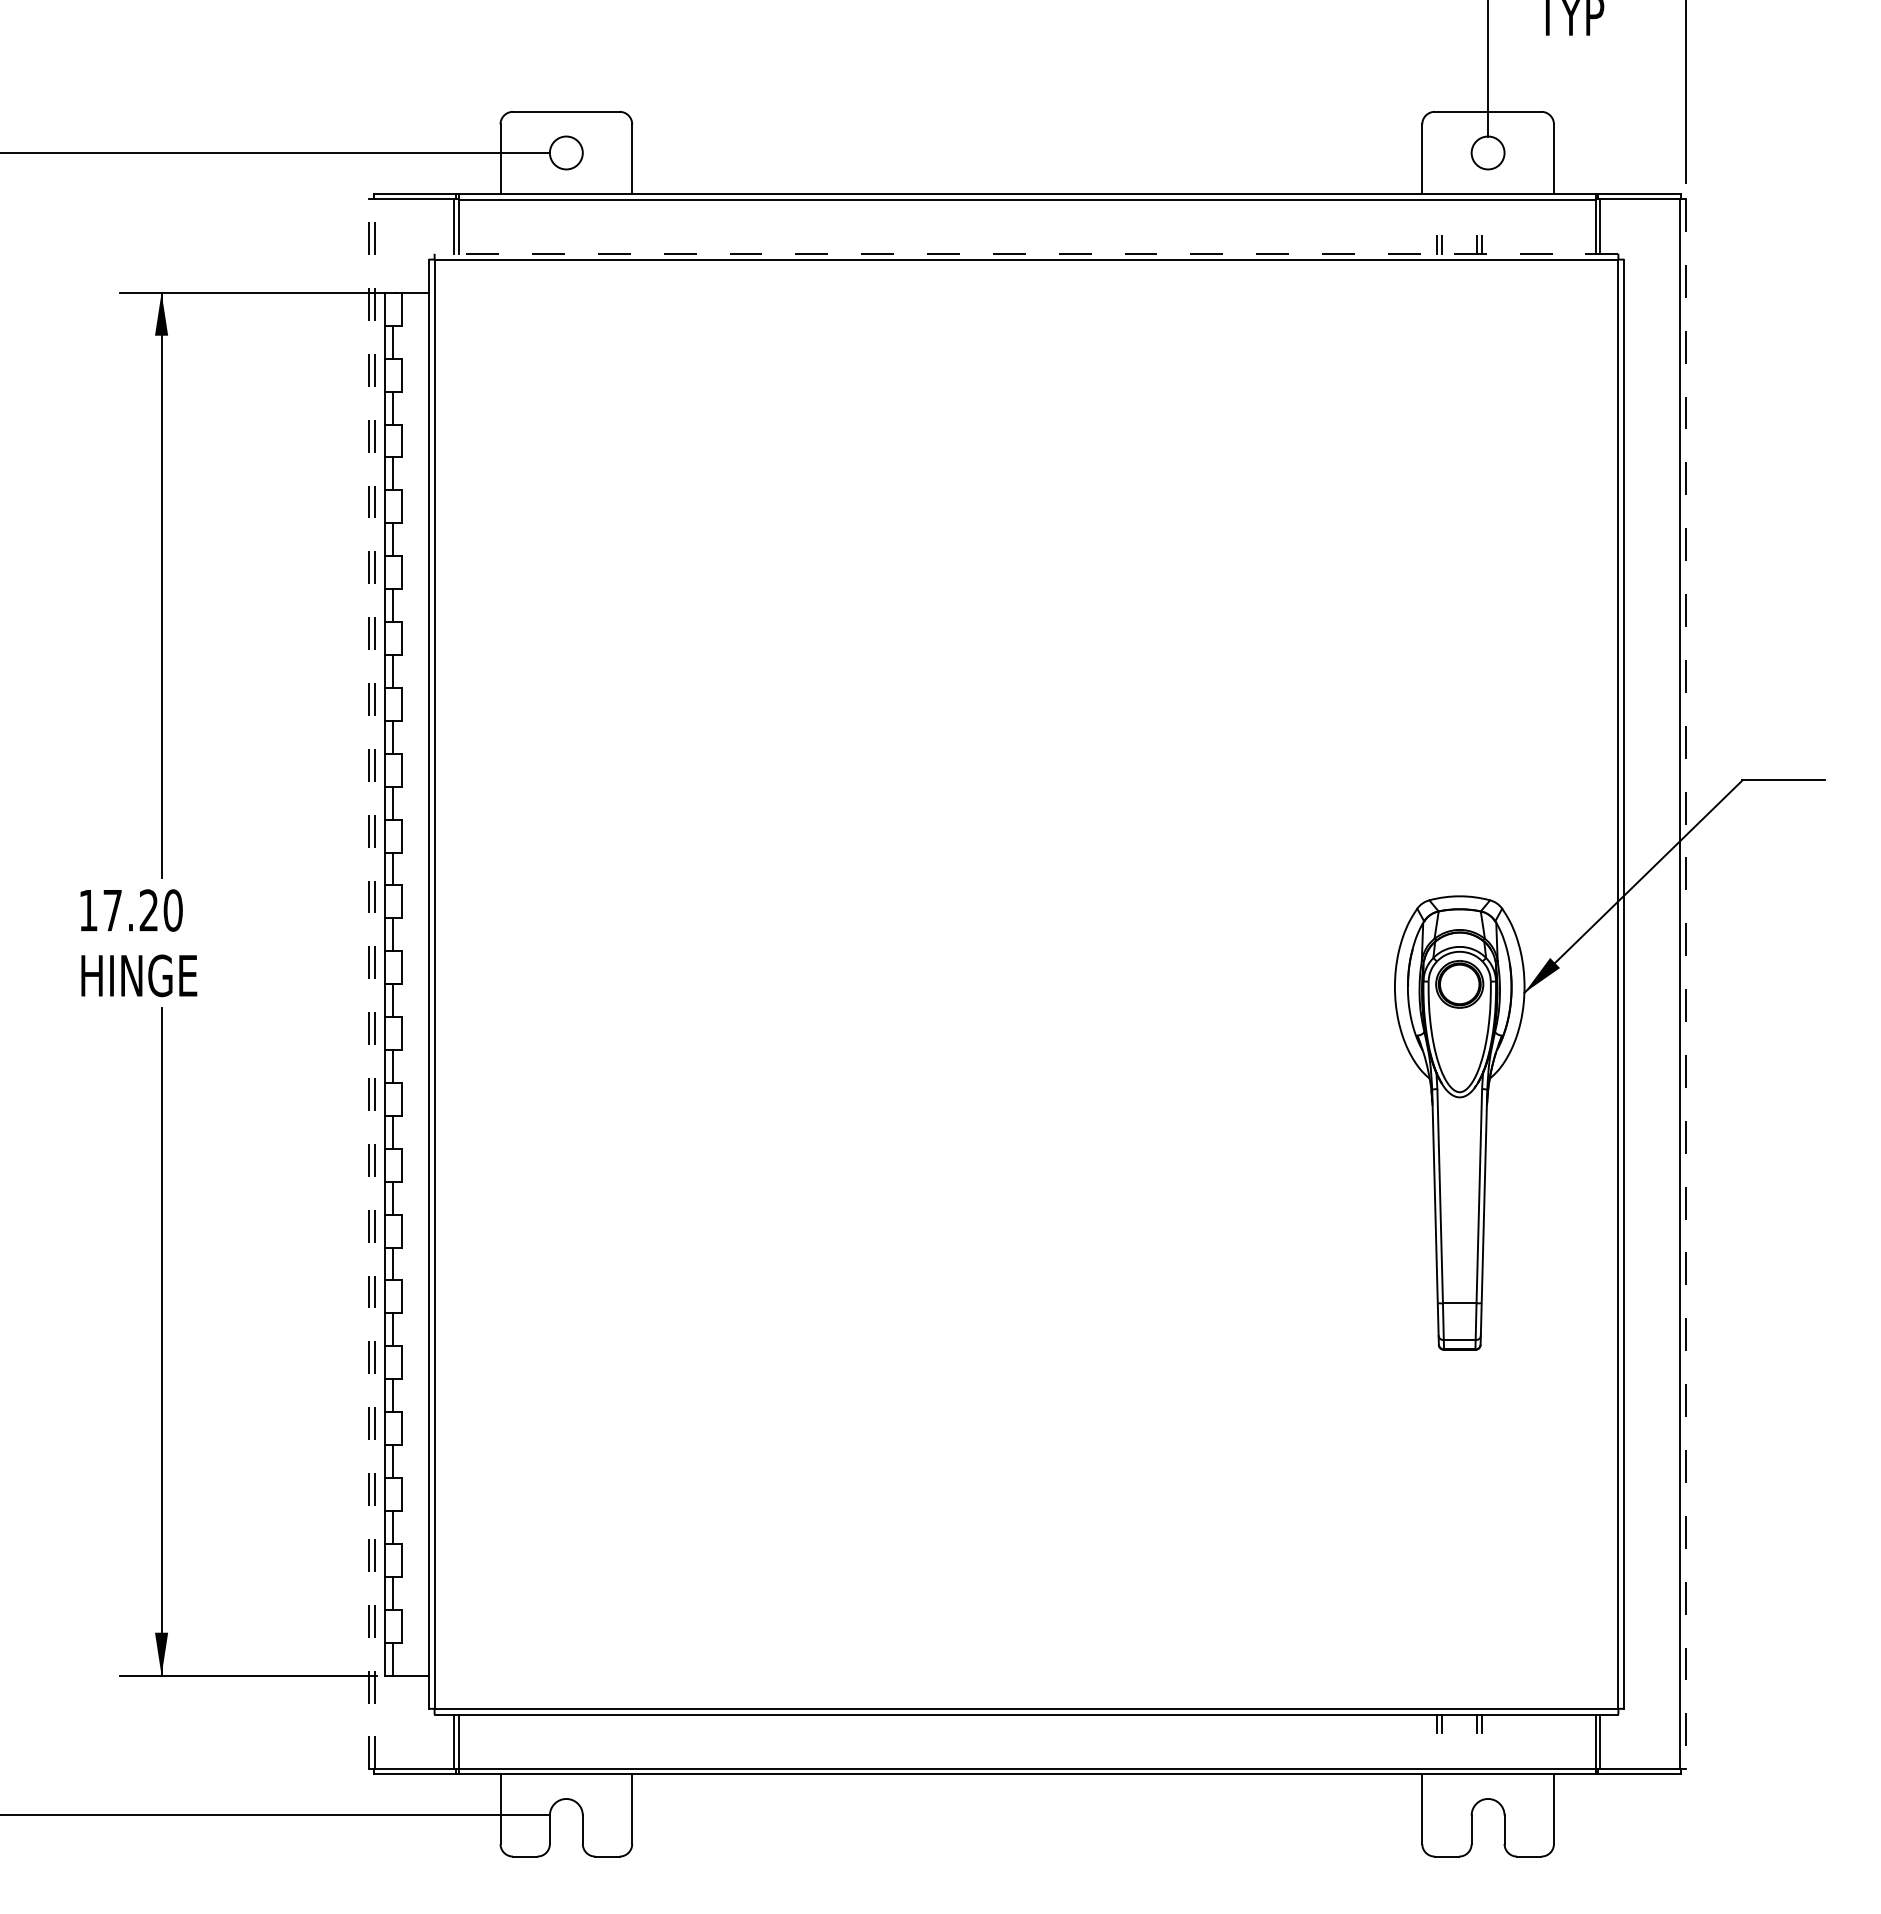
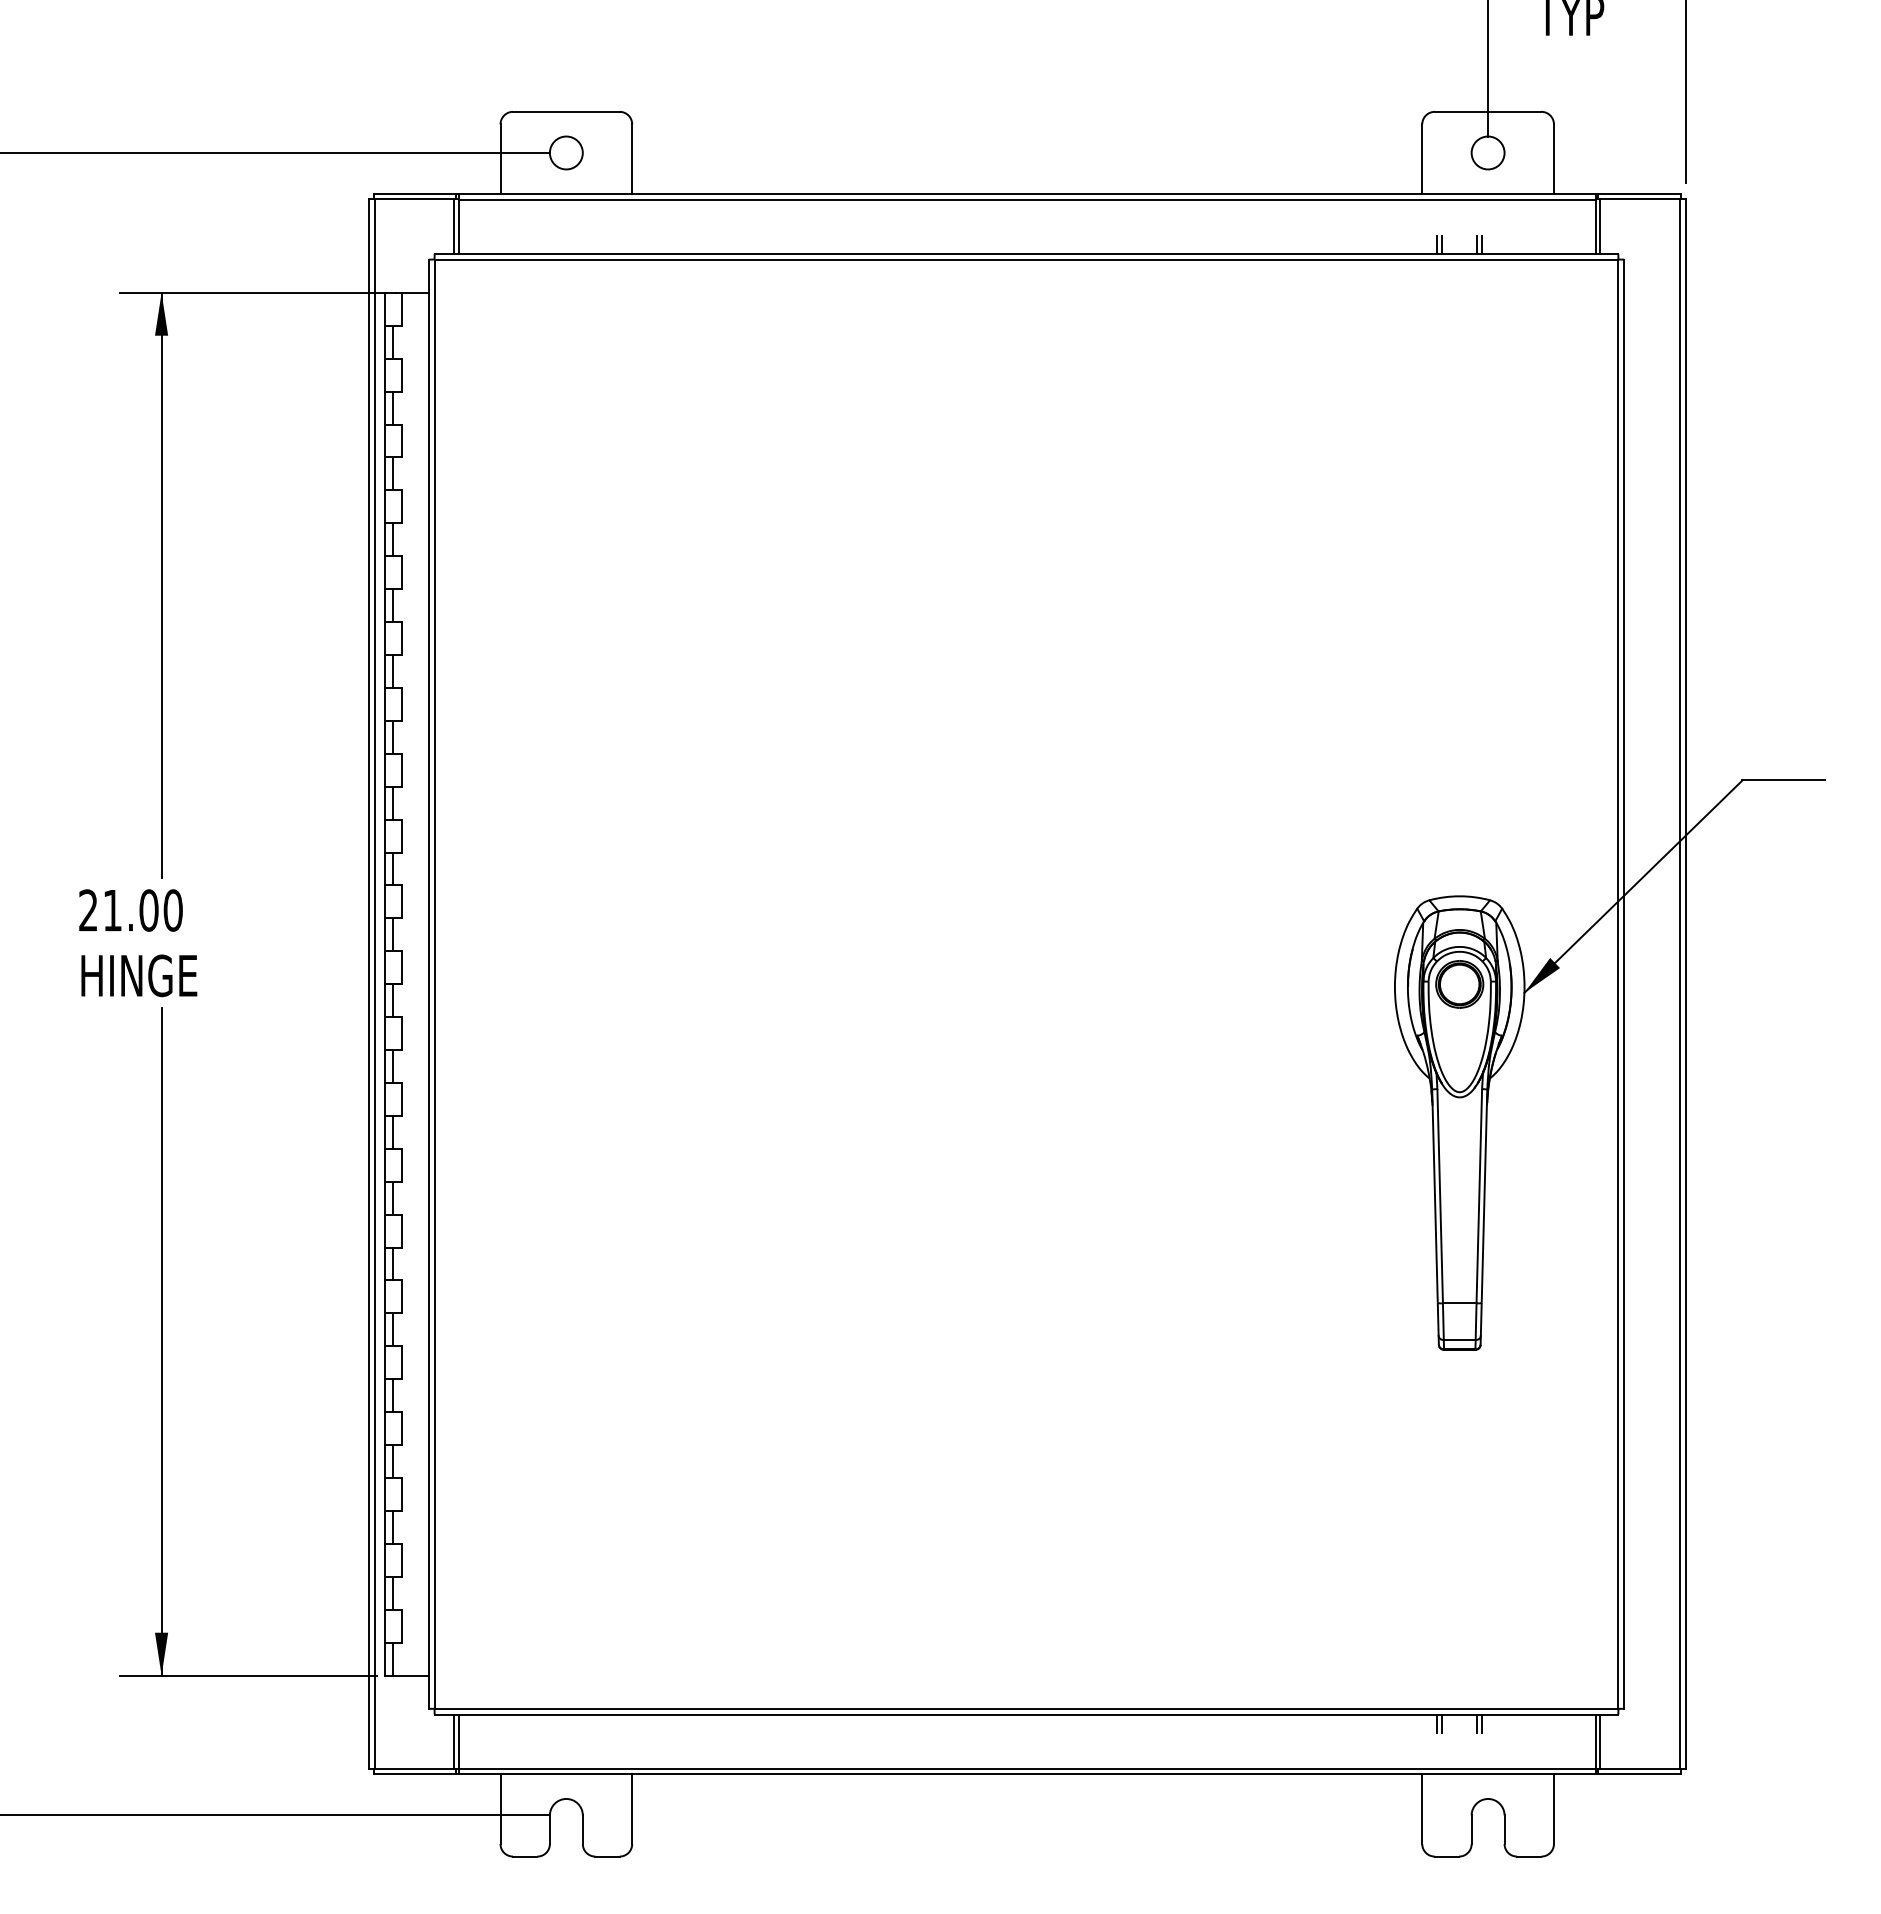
line: dashed -> solid (1026, 253)
text: 17.20 -> 21.00 (118, 910)
line: dashed -> solid (368, 983)
line: dashed -> solid (374, 983)
line: dashed -> solid (1685, 984)
